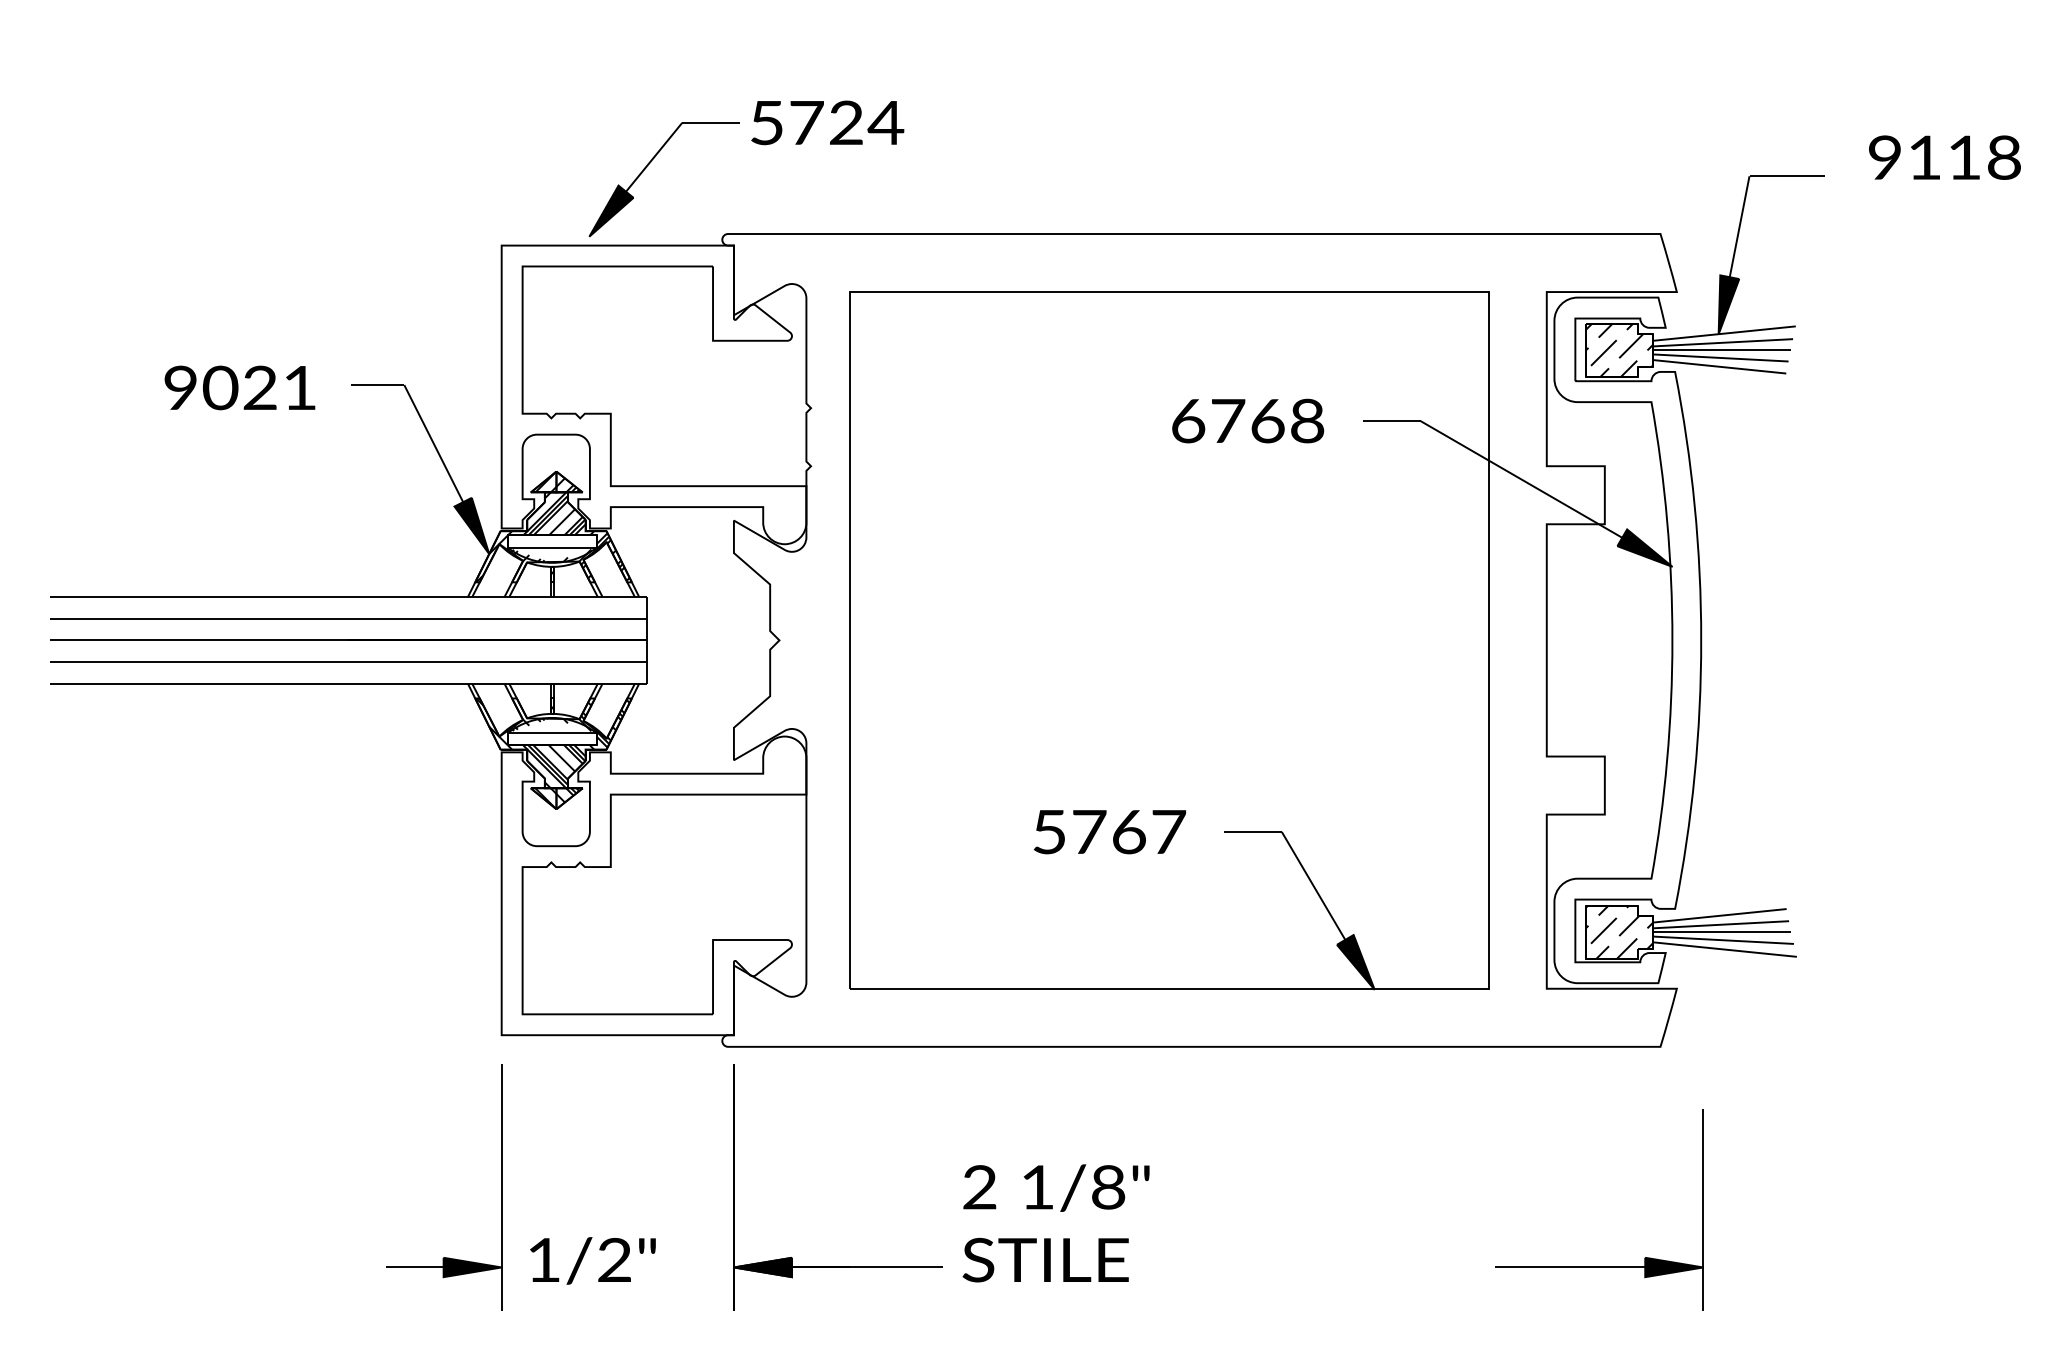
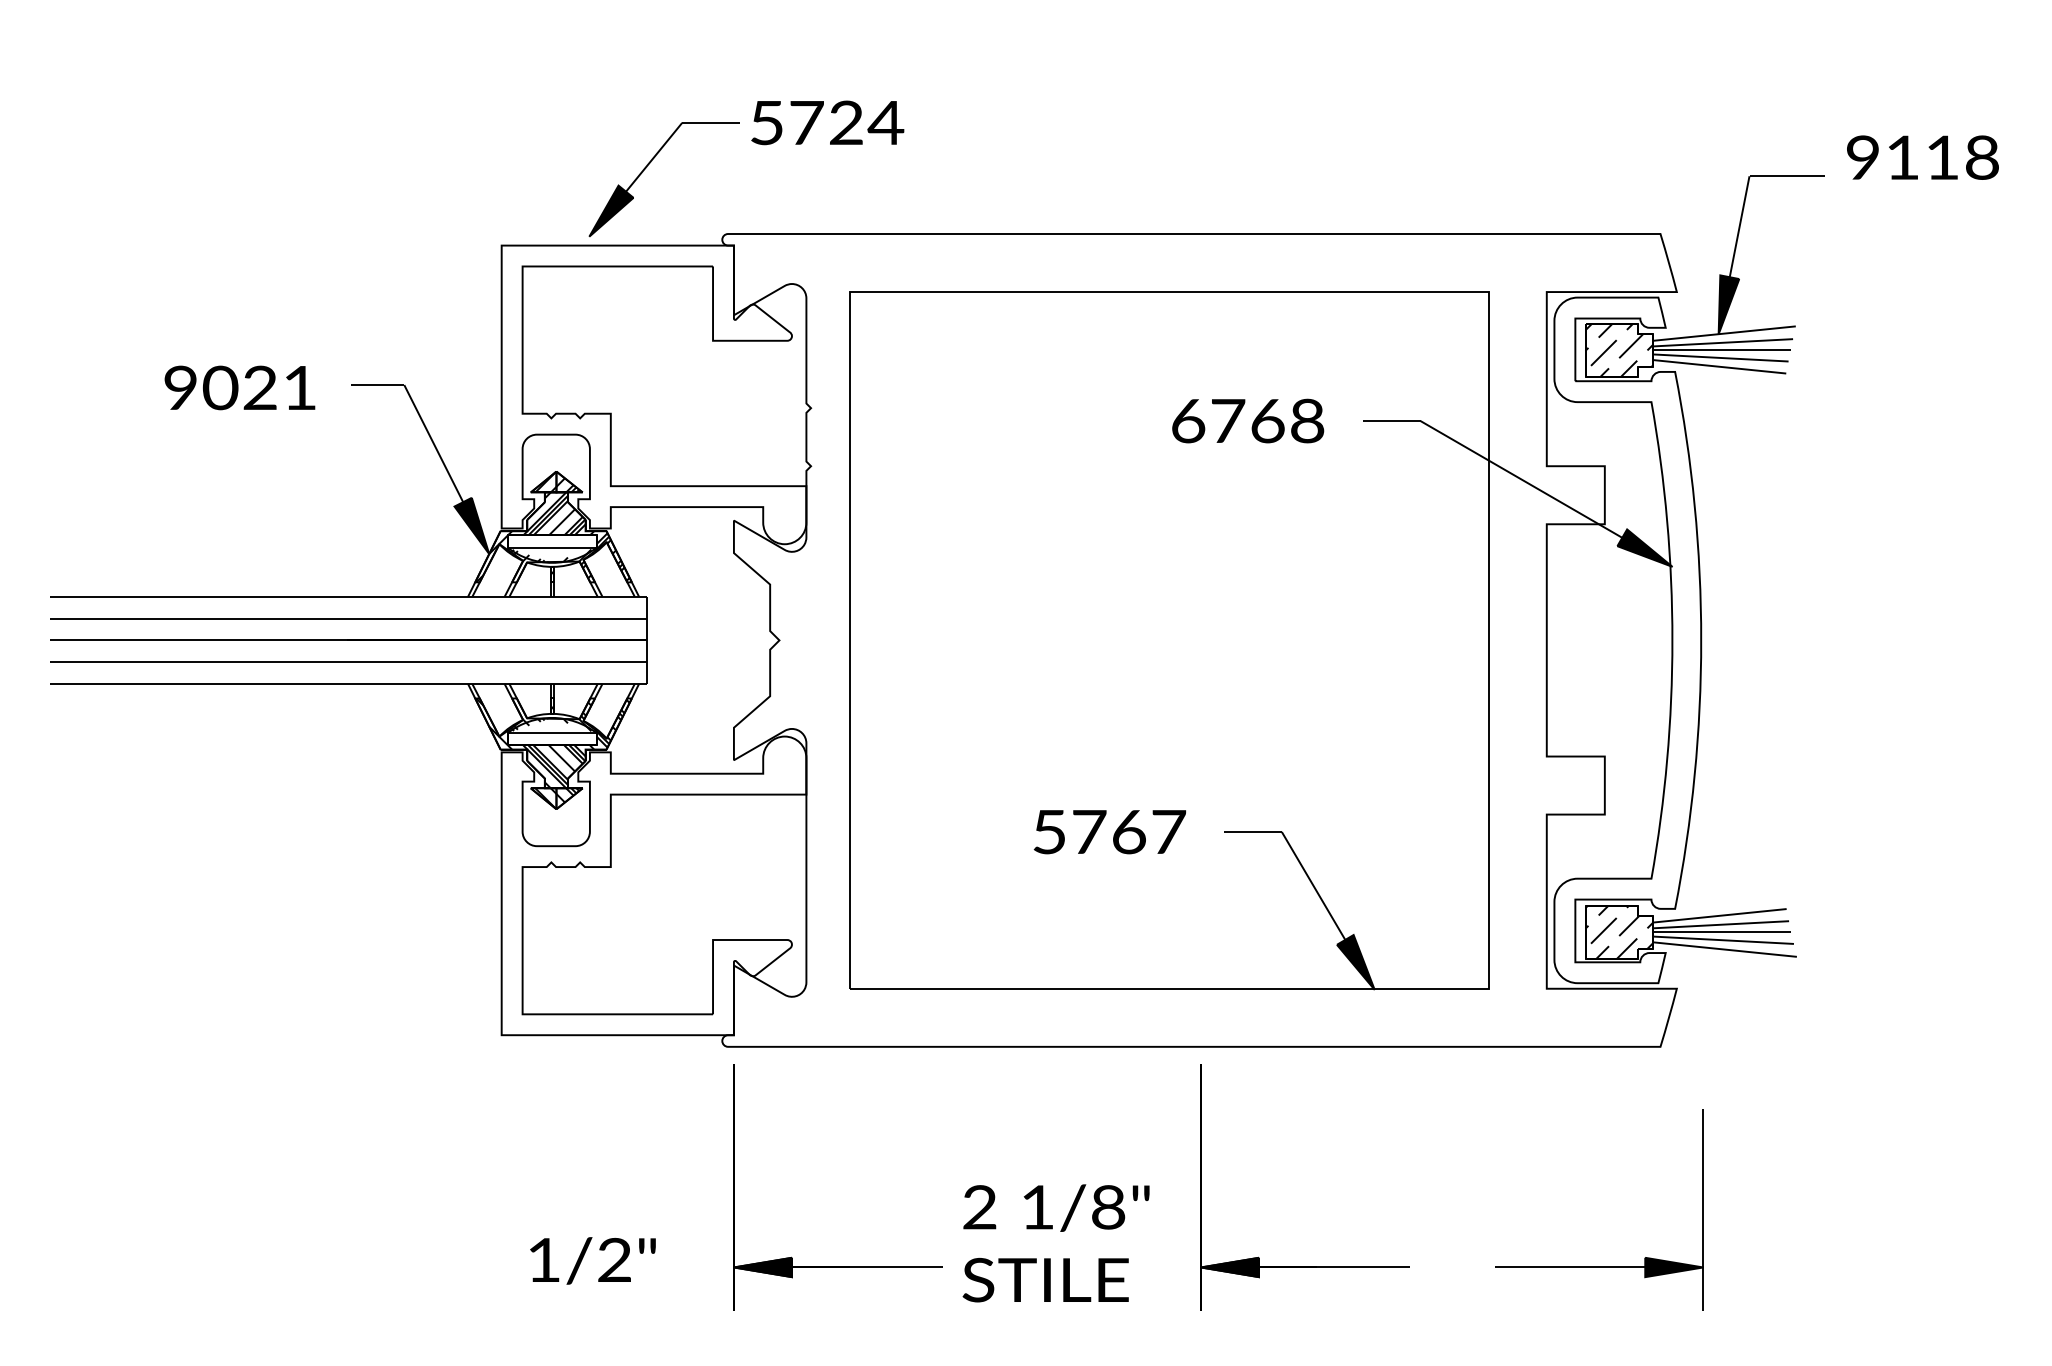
text position: (1944, 157) -> (1922, 157) (1922, 157)
part: present -> none (501, 1187)
text position: (1055, 1223) -> (1055, 1243) (1055, 1243)
part: none -> present (1304, 1266)
